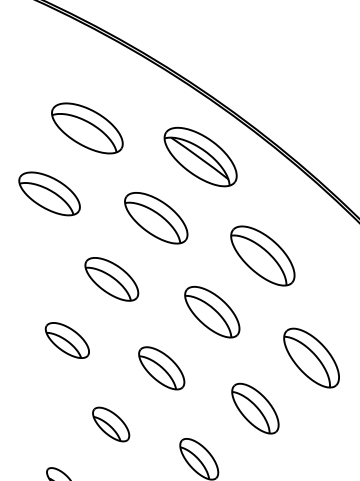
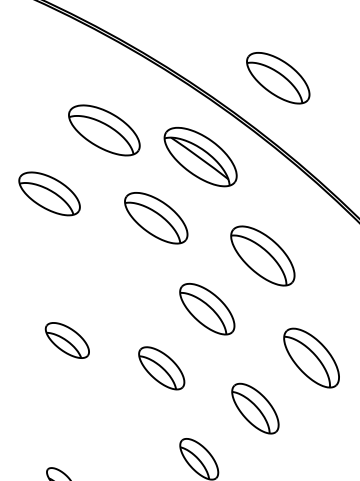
part: none -> present (278, 78)
part position: (87, 128) -> (104, 130) (104, 130)
part: present -> none (111, 279)
part position: (212, 312) -> (207, 309) (207, 309)
part: present -> none (111, 424)
